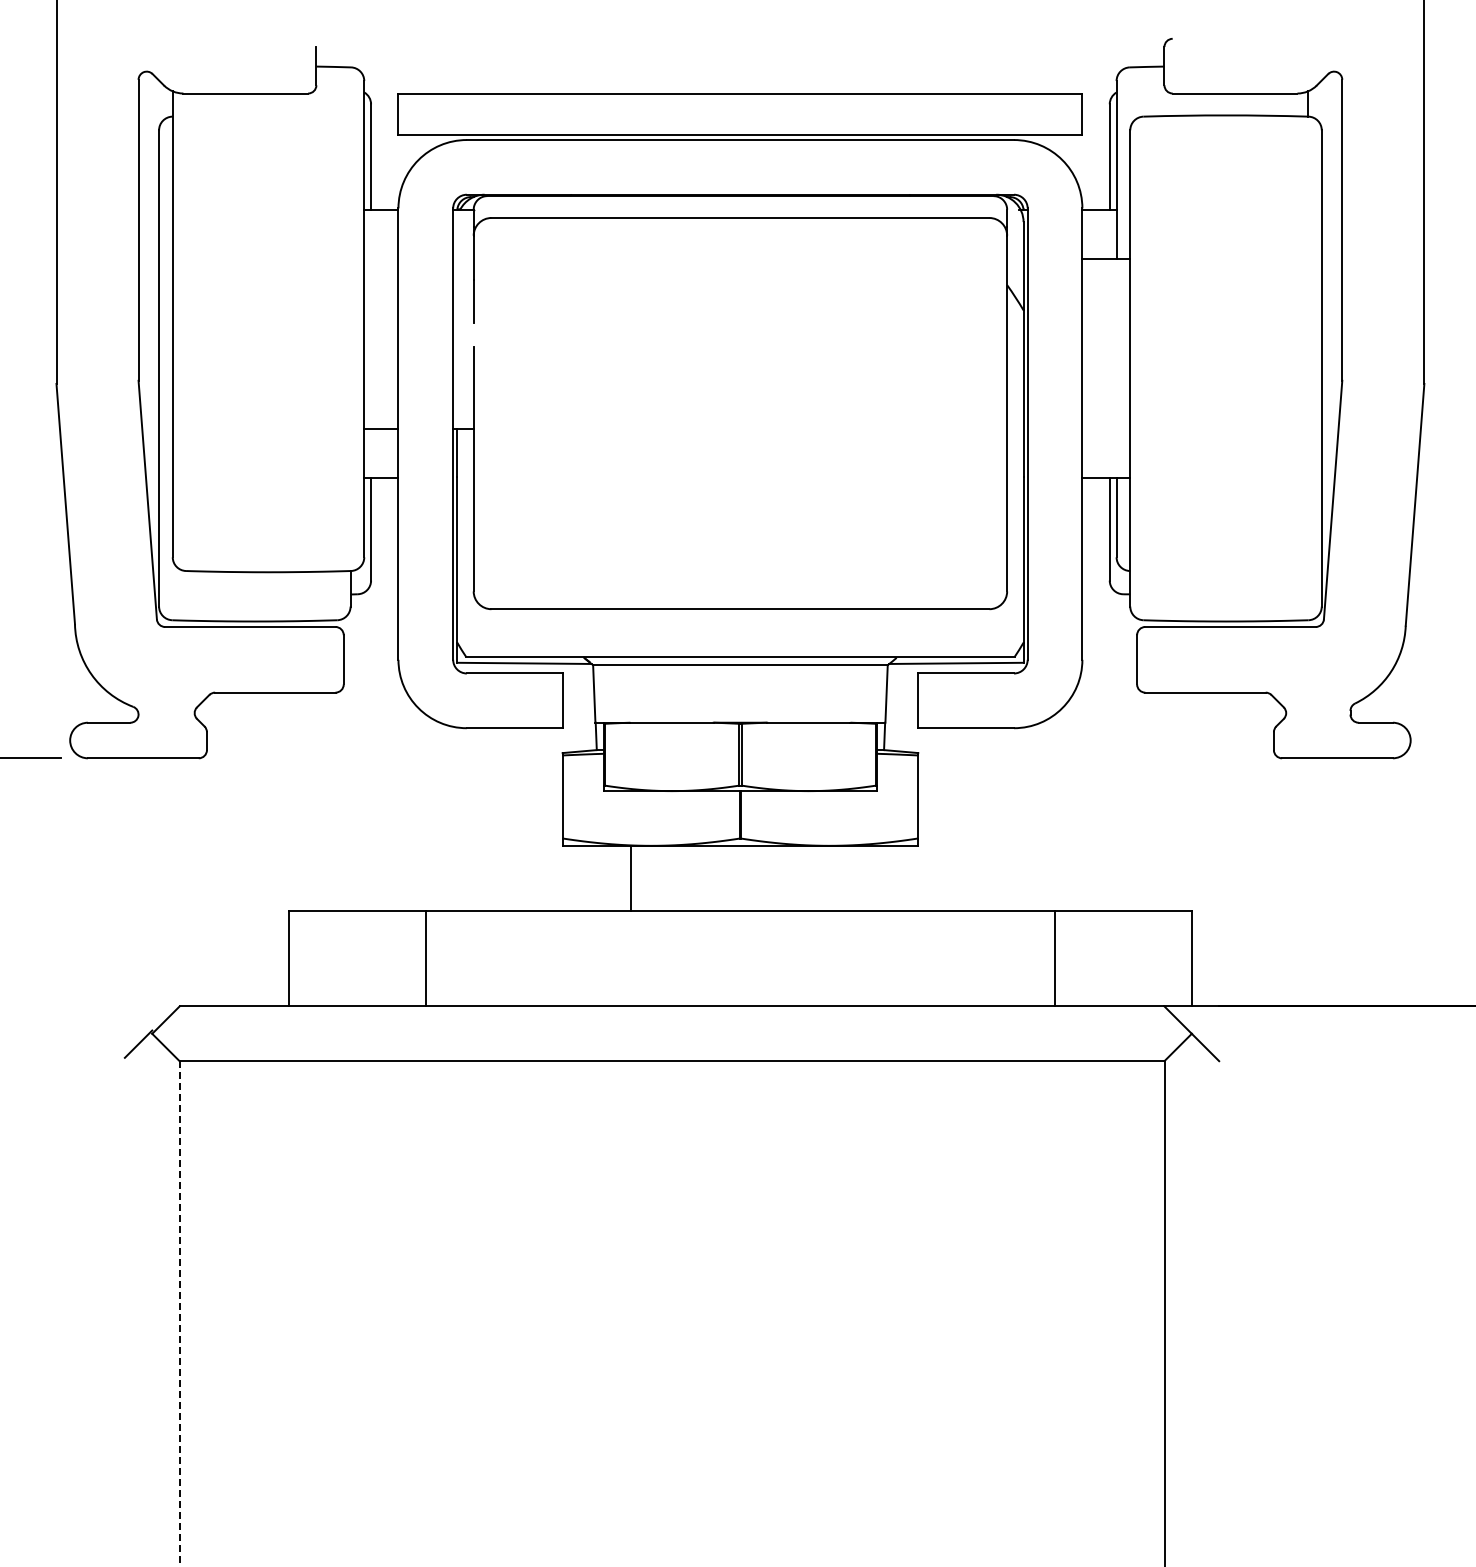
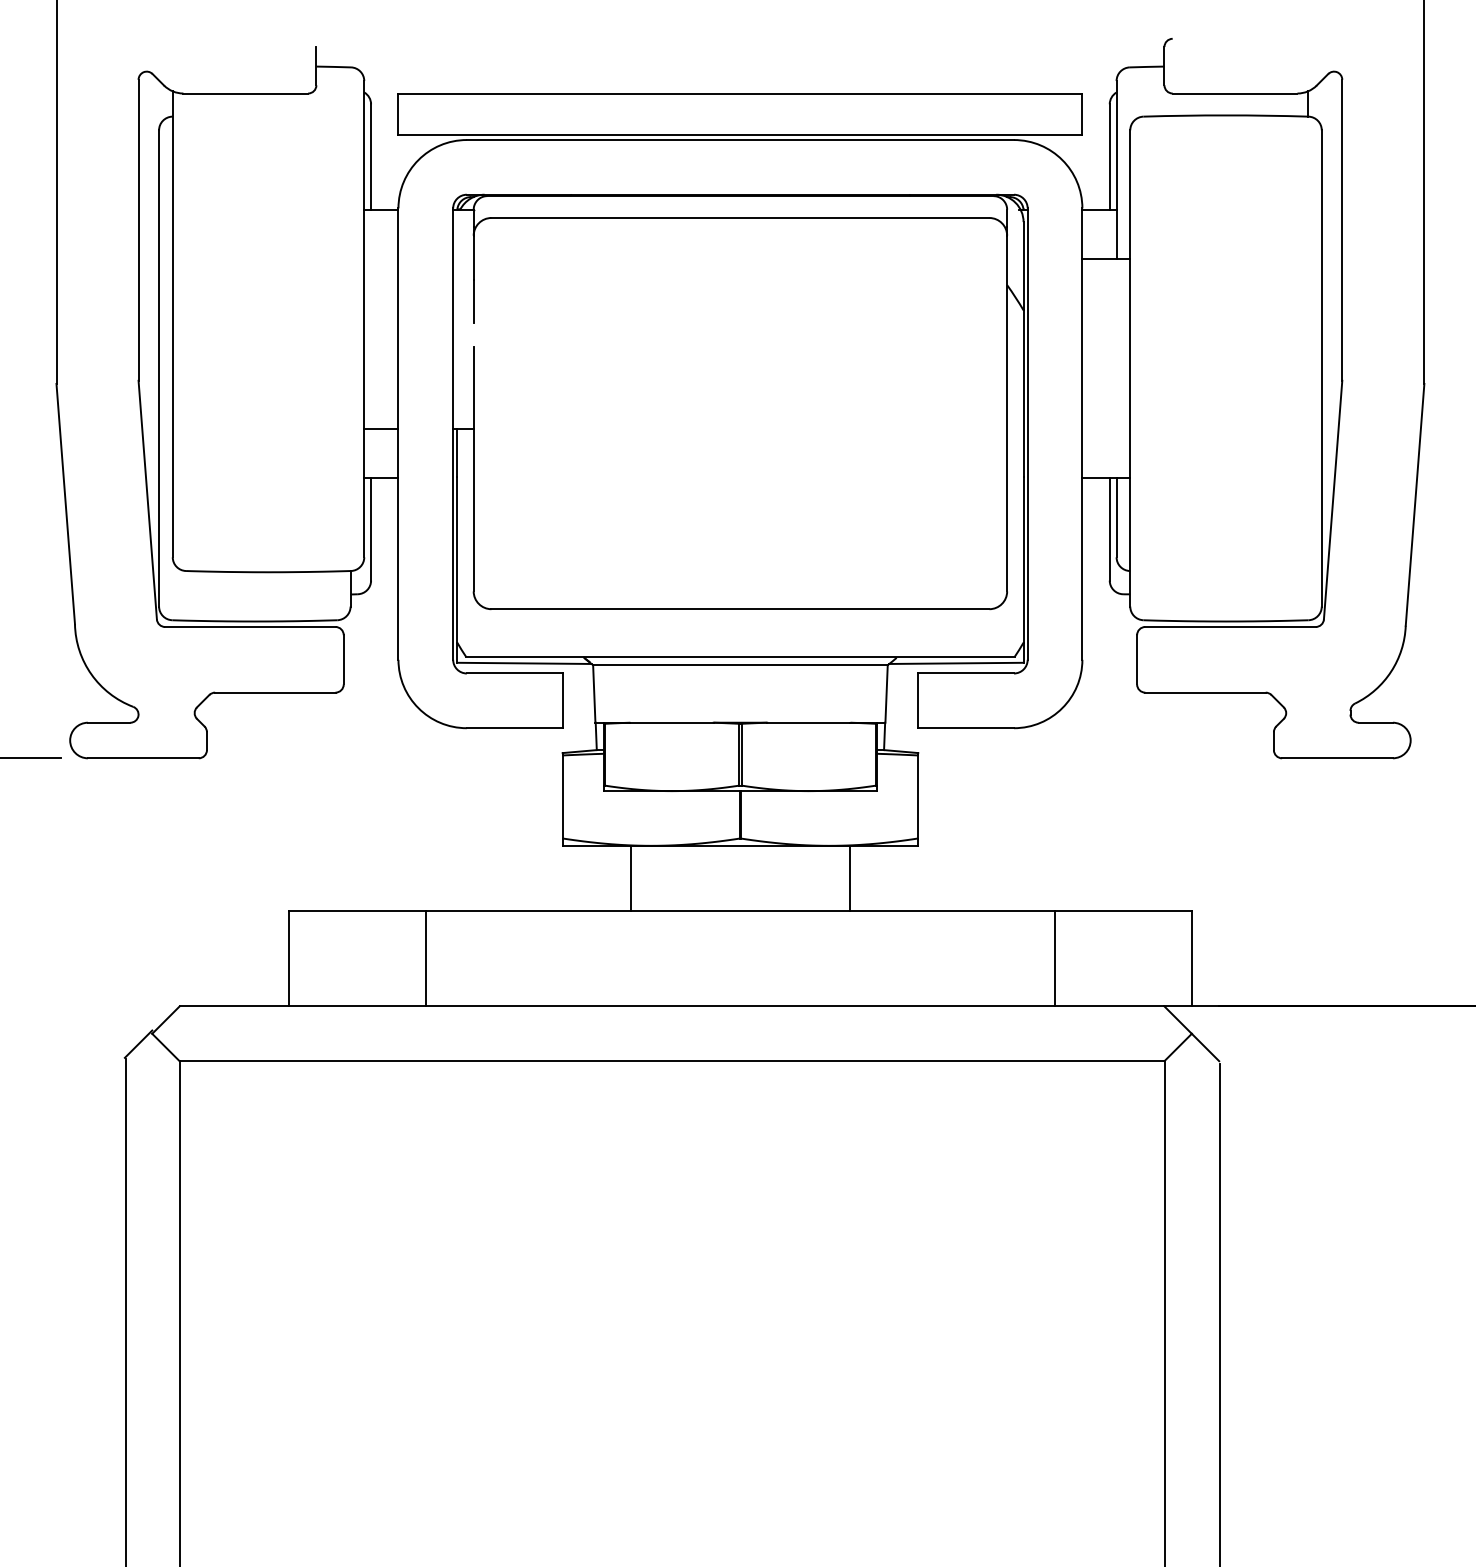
line: none -> present (849, 877)
line: none -> present (125, 1311)
line: dashed -> solid (180, 1313)
line: none -> present (1219, 1313)
